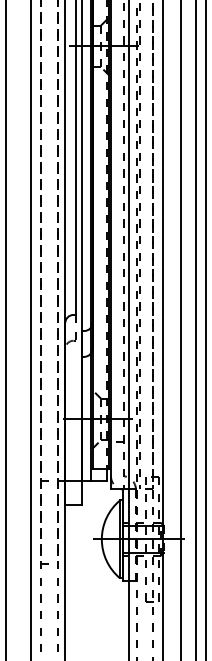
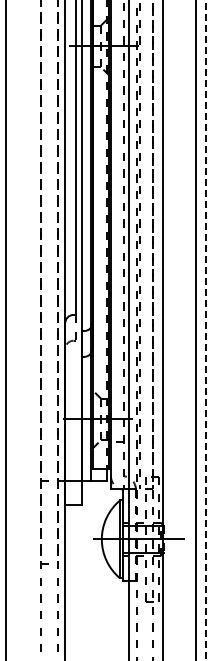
line: present -> none (31, 329)
line: present -> none (180, 329)
line: solid -> dashed (205, 330)
